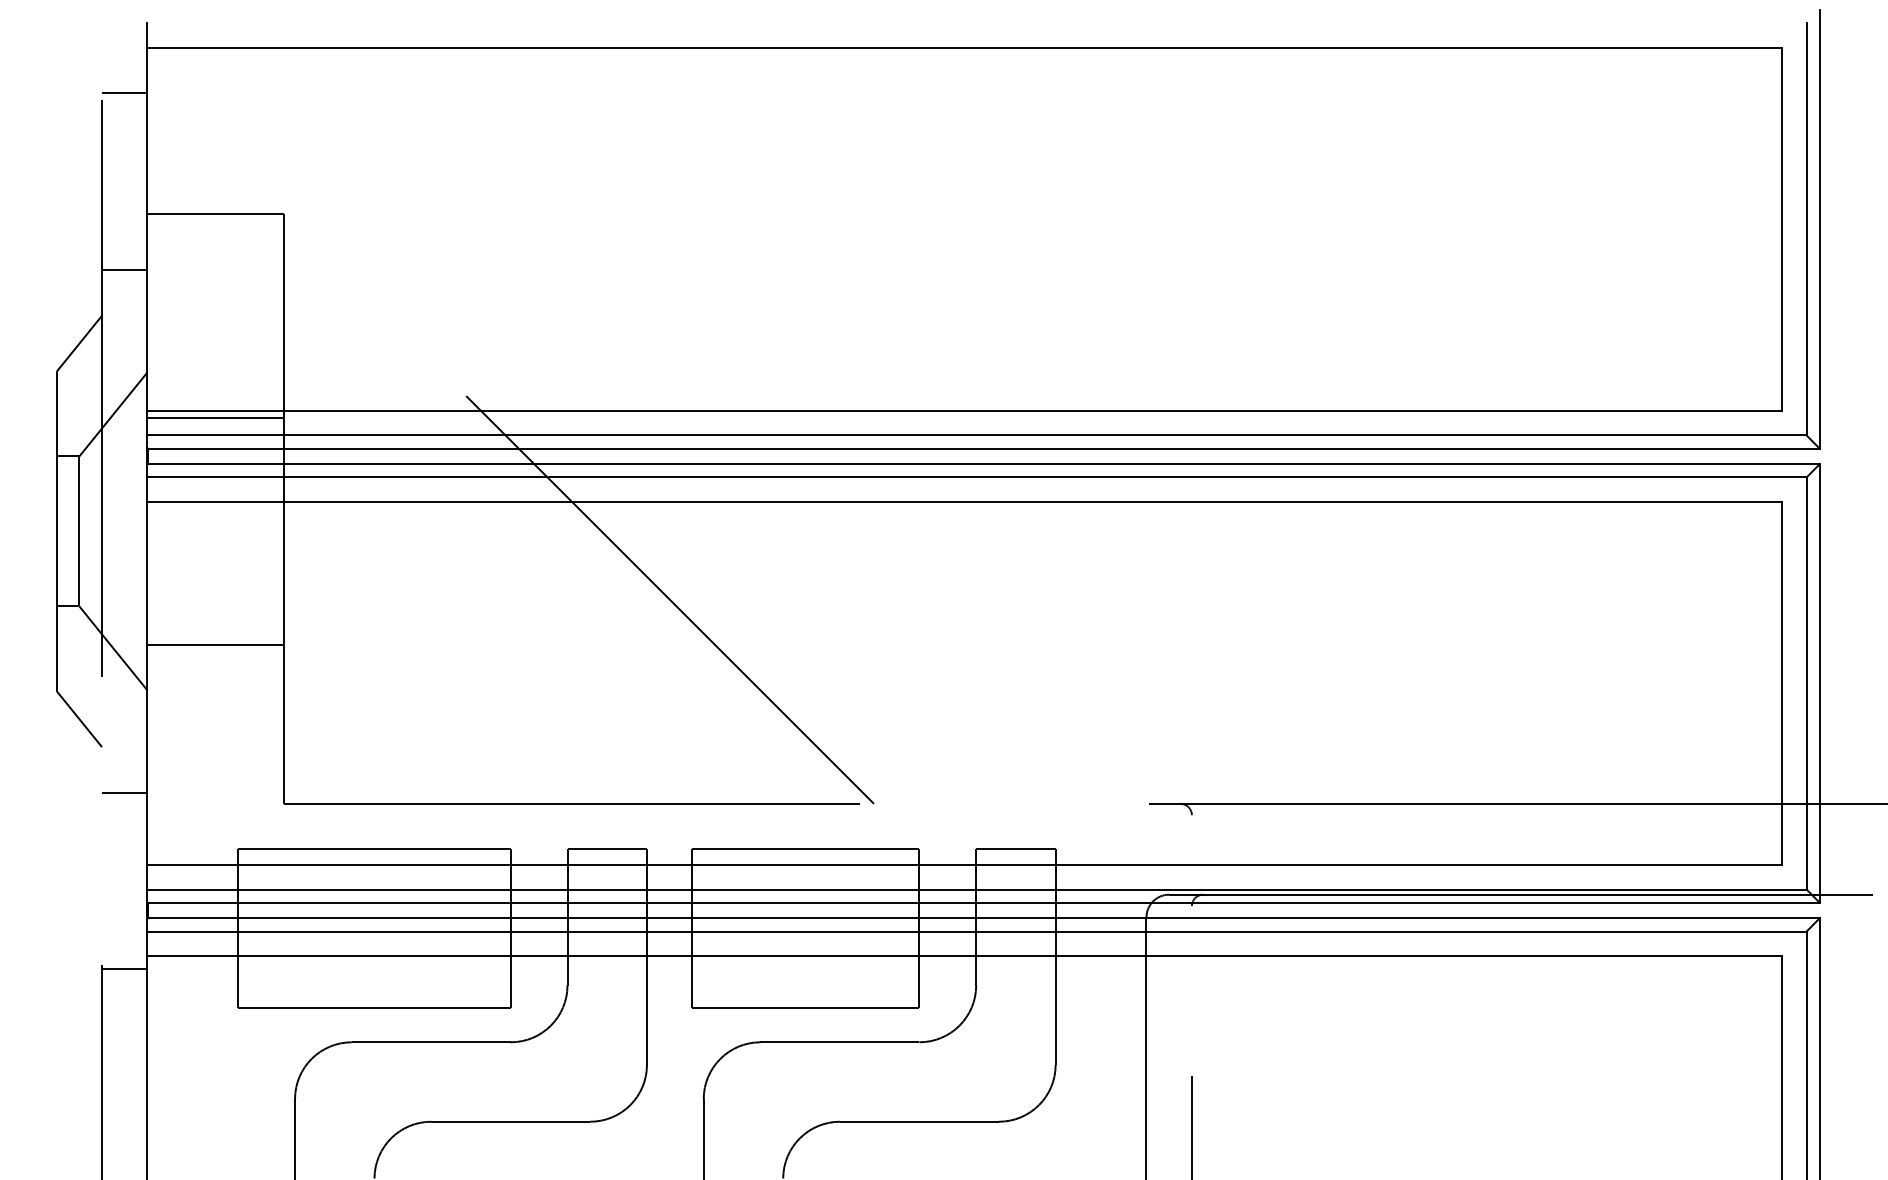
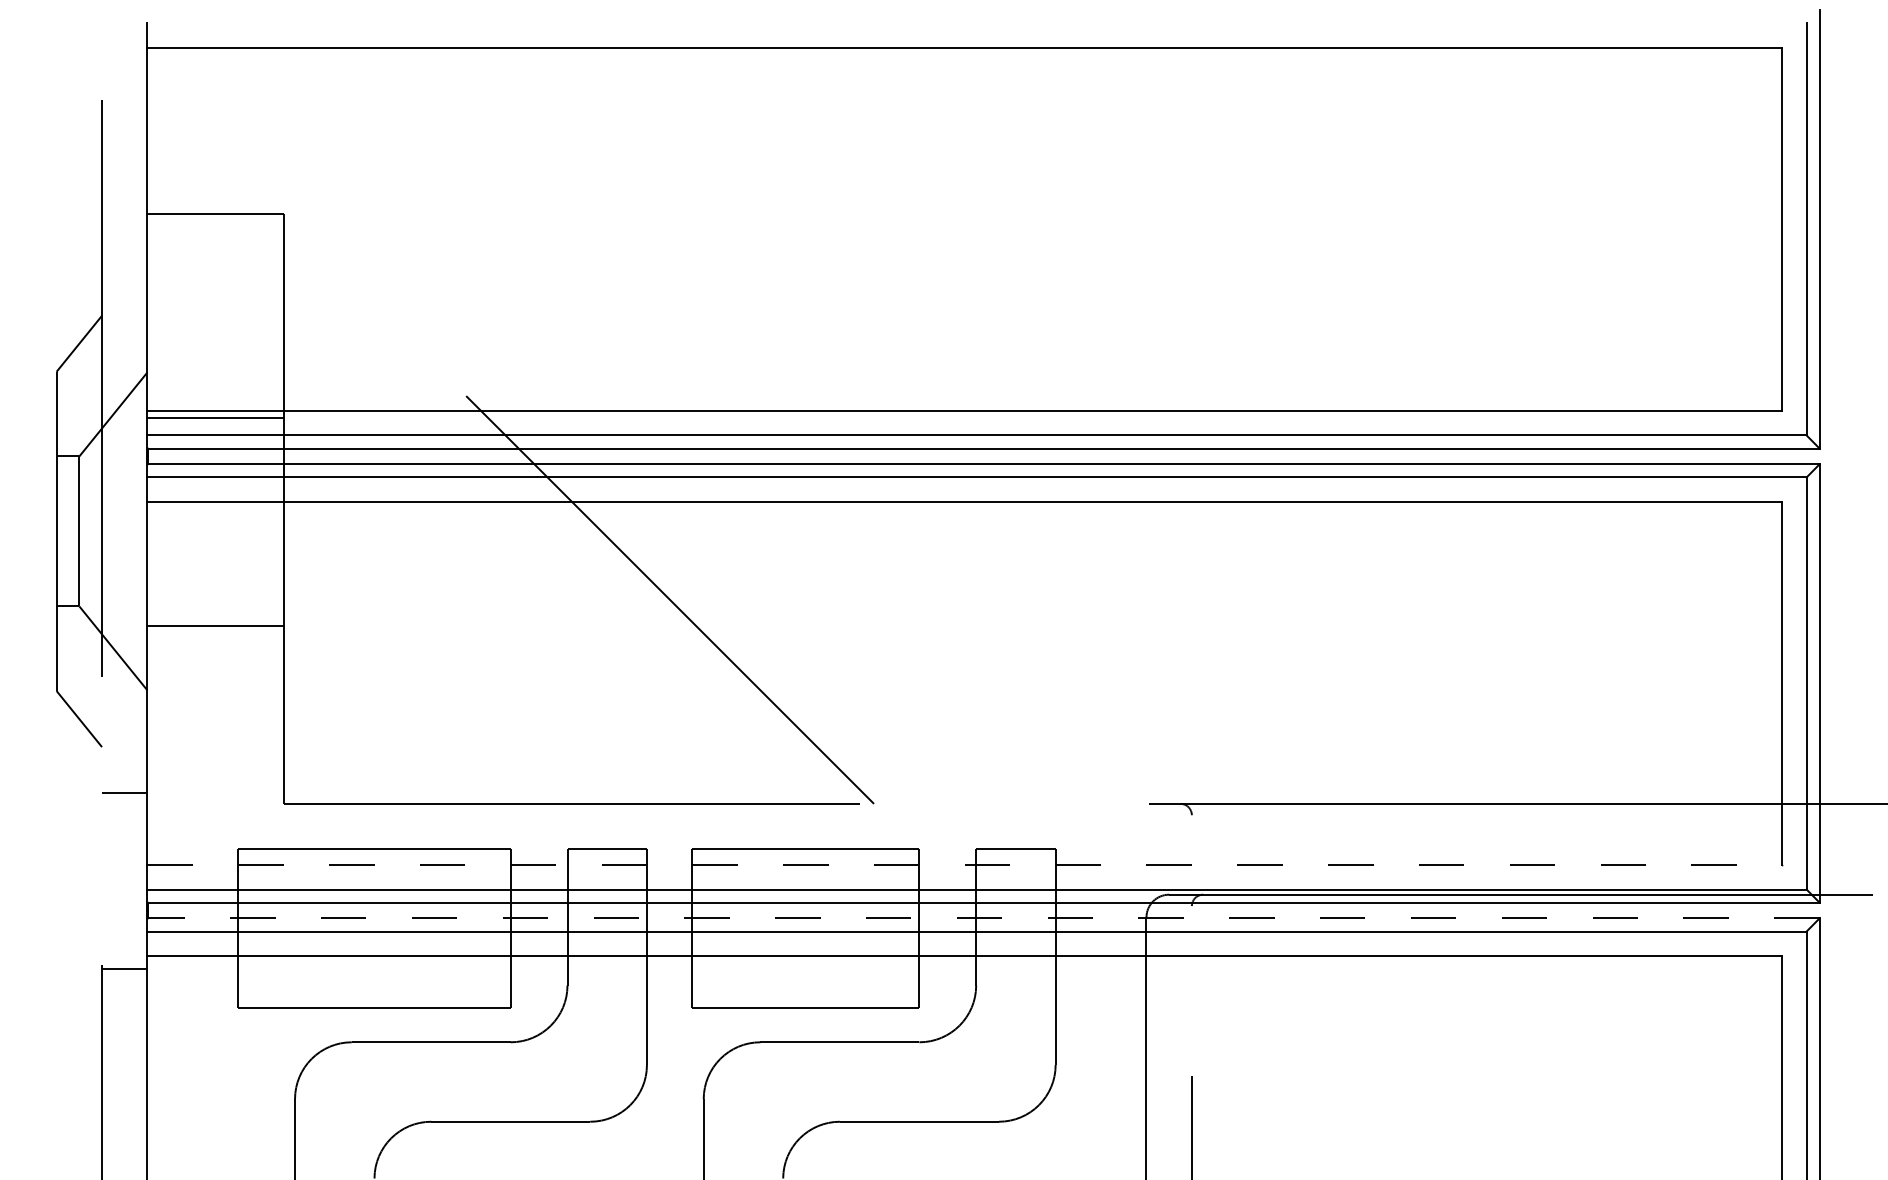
line: present -> none (124, 93)
line: present -> none (124, 270)
line position: (215, 644) -> (215, 625) (215, 625)
line: solid -> dashed (965, 865)
line: solid -> dashed (983, 918)
